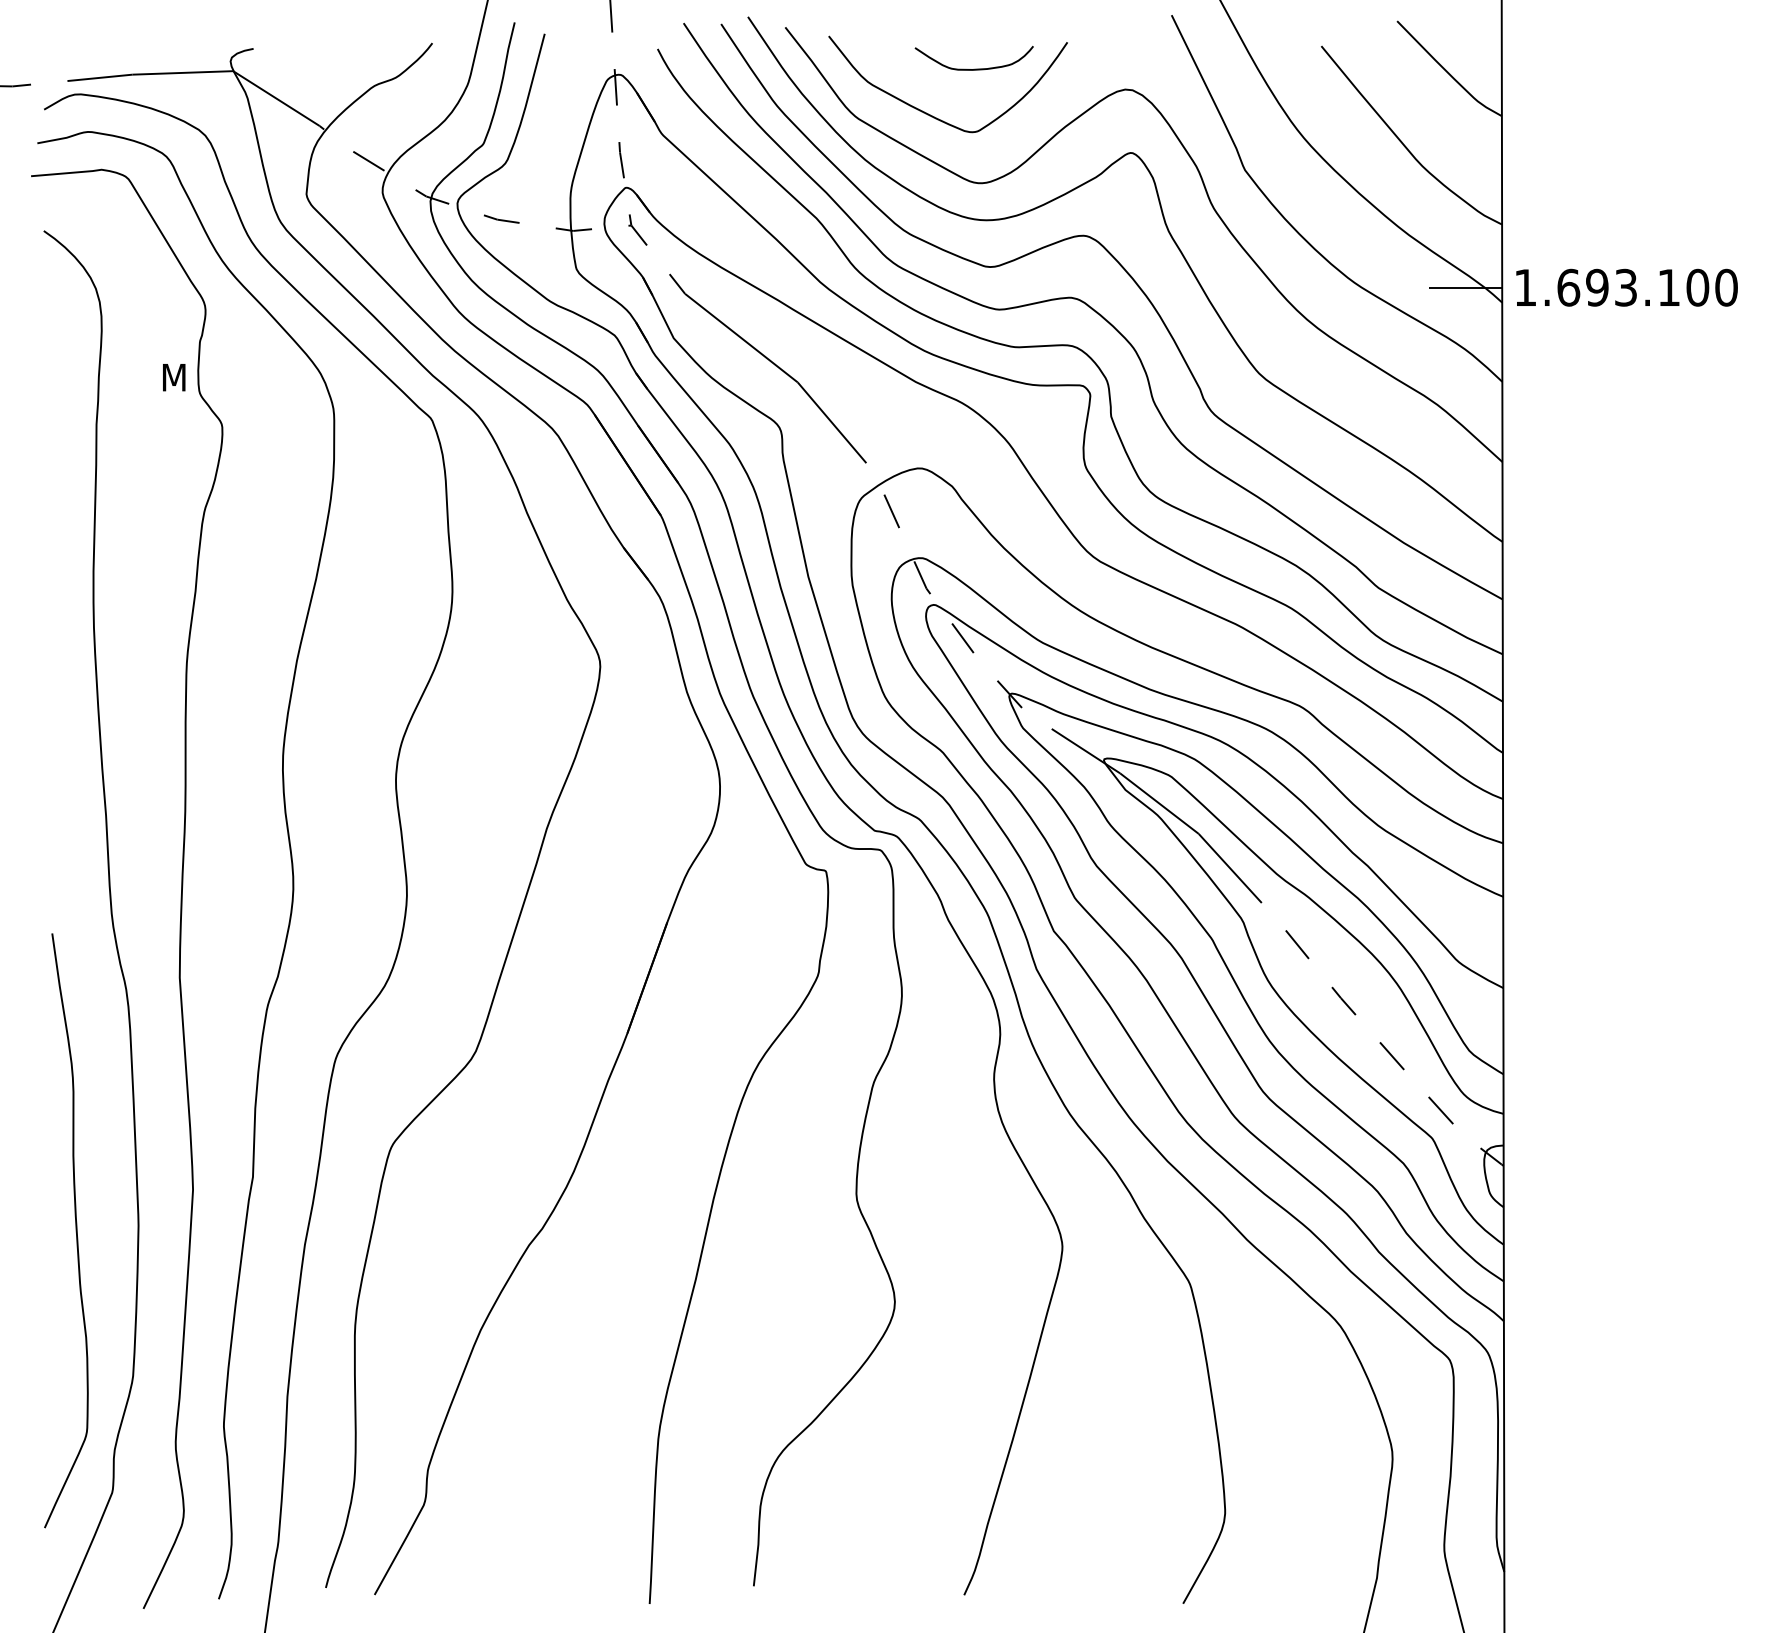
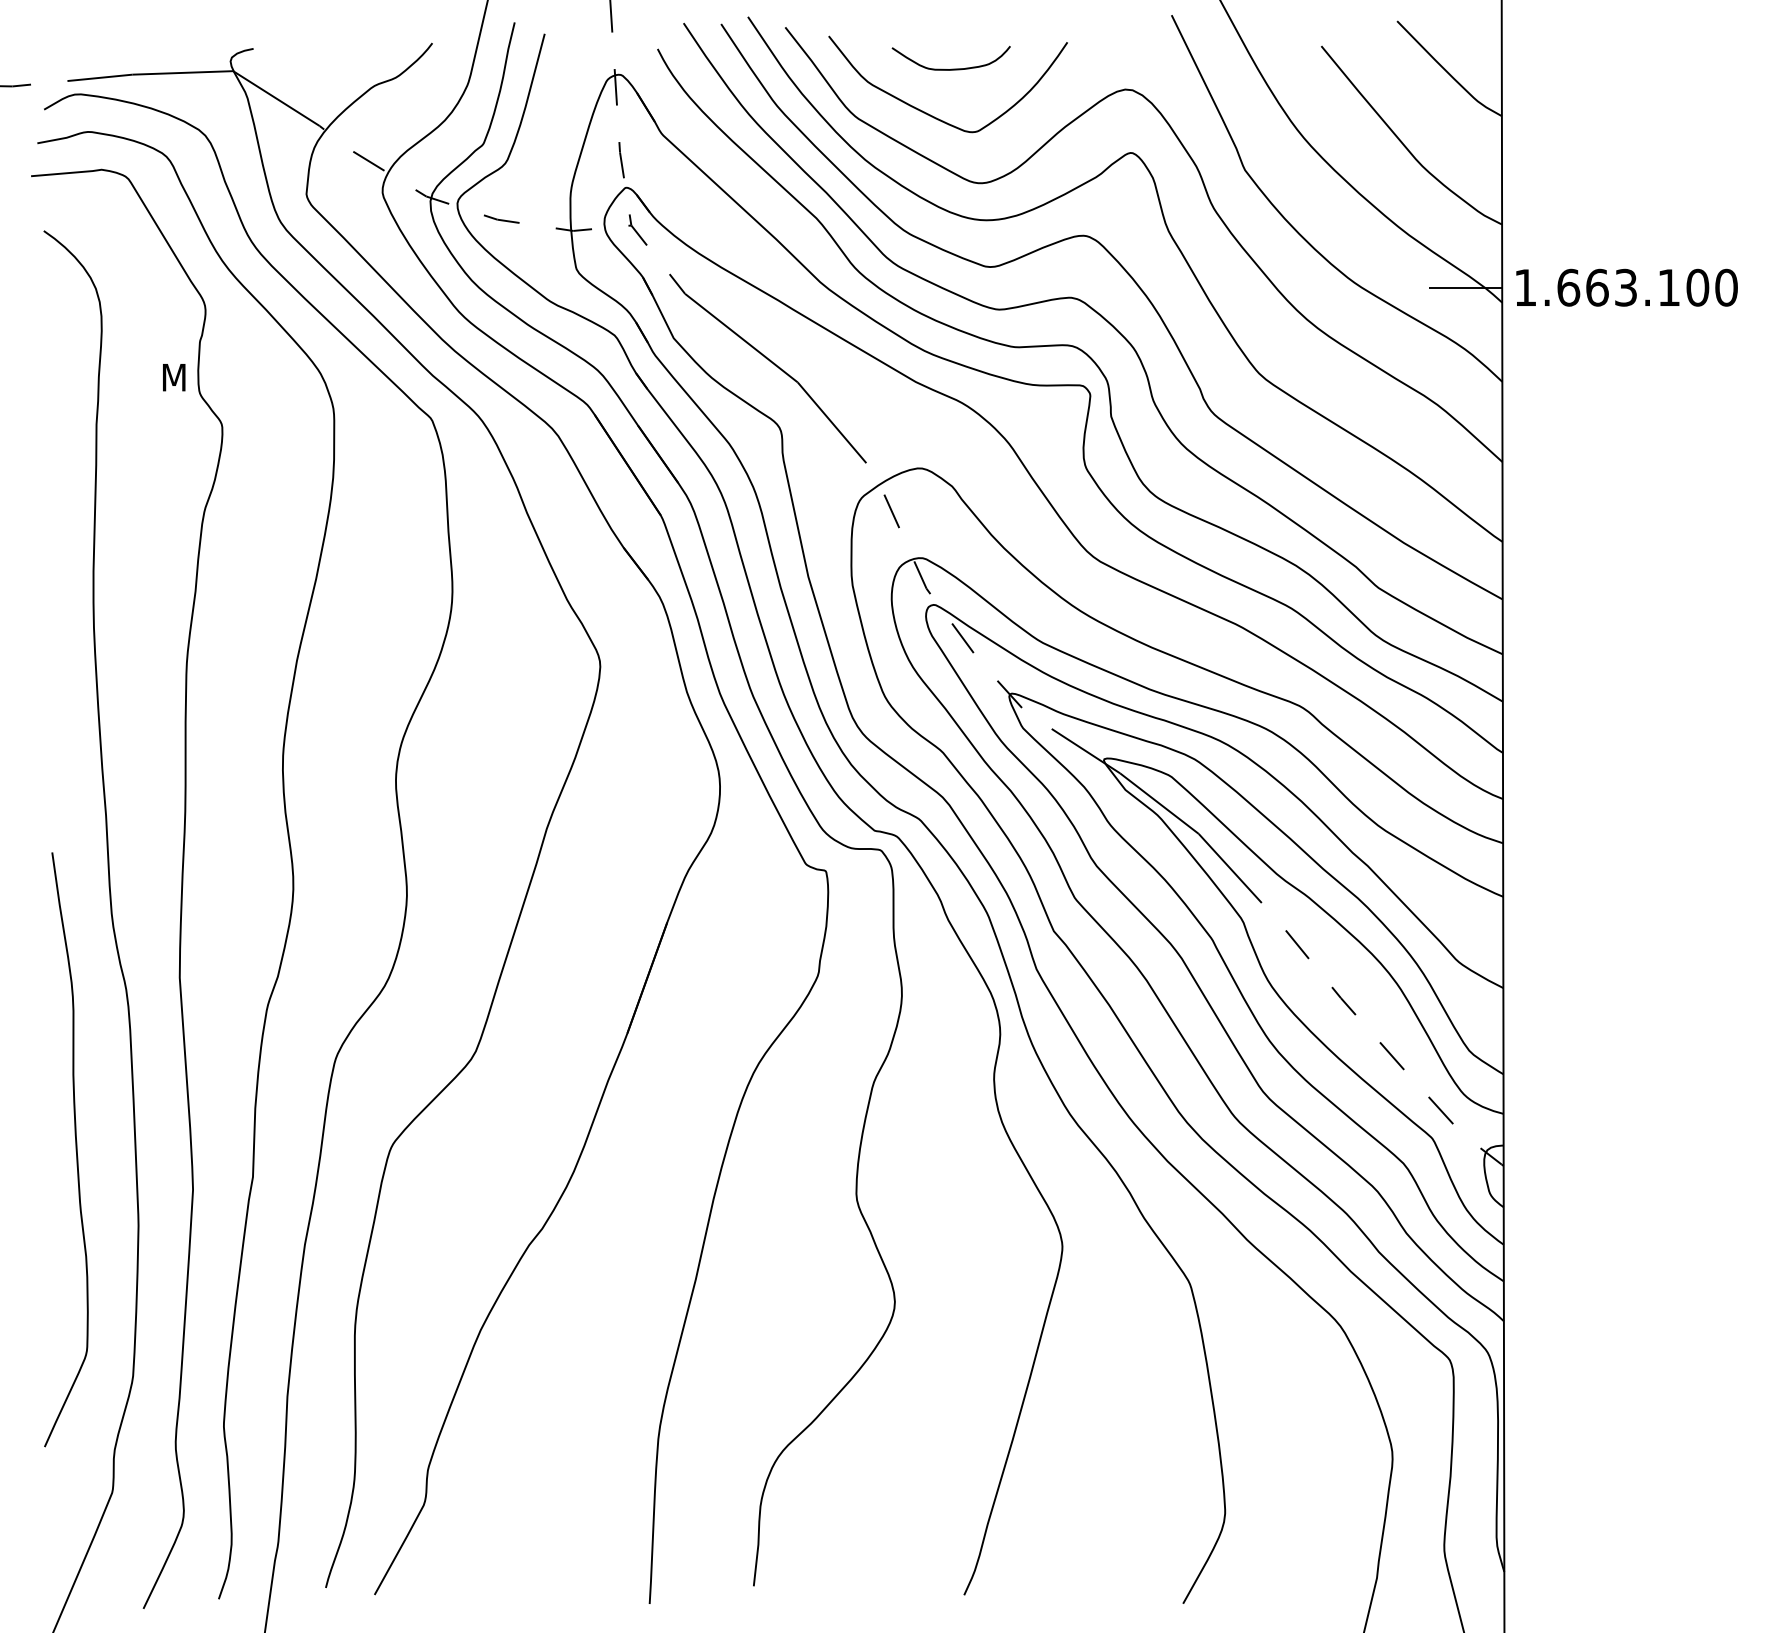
curve position: (974, 68) -> (951, 68) (951, 68)
text: 1.693.100 -> 1.663.100 (1597, 287)
curve position: (75, 1230) -> (75, 1149) (75, 1149)
